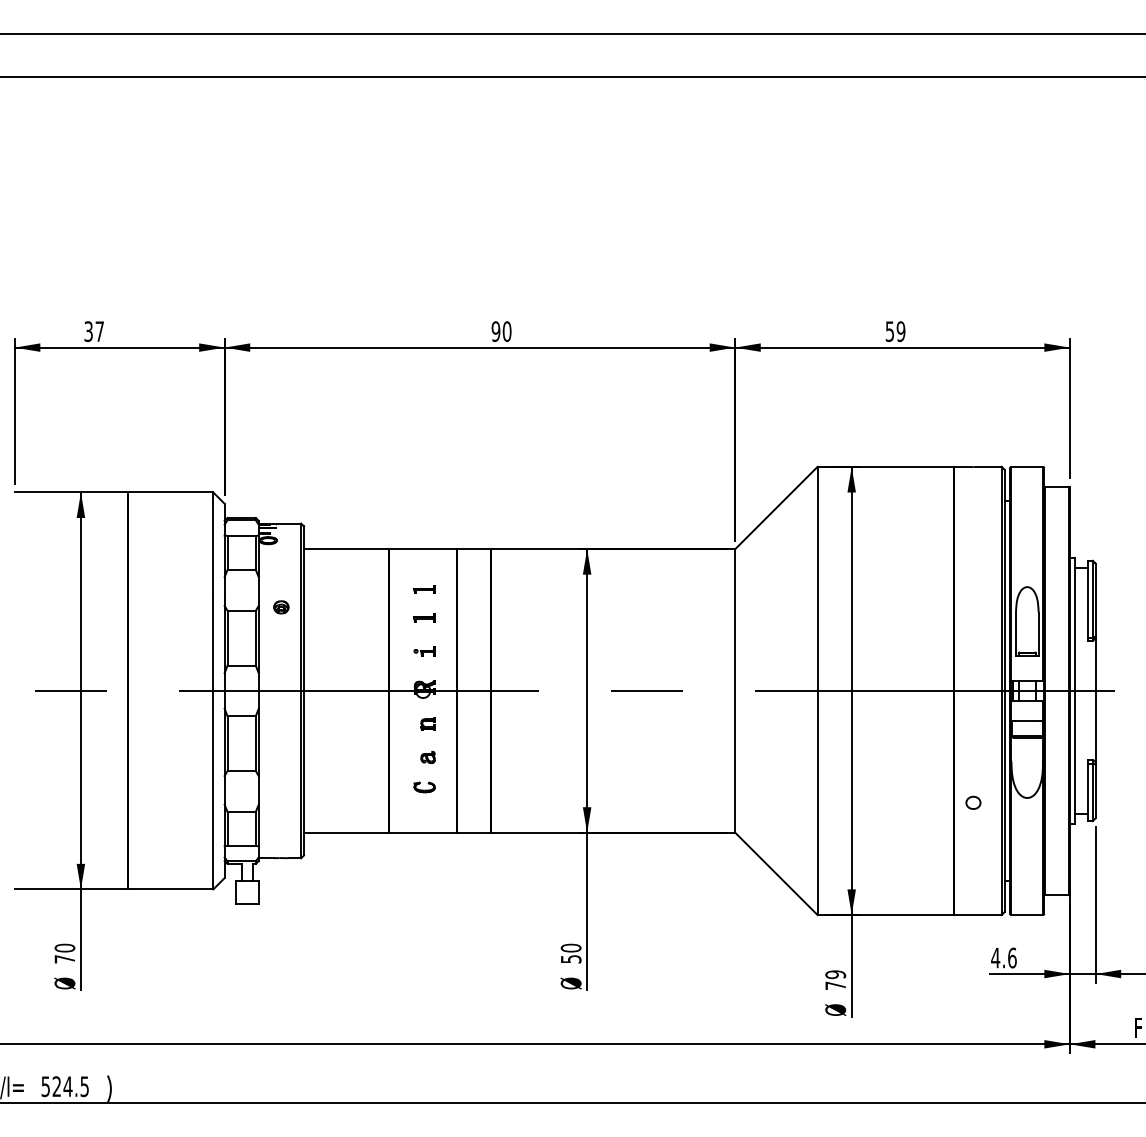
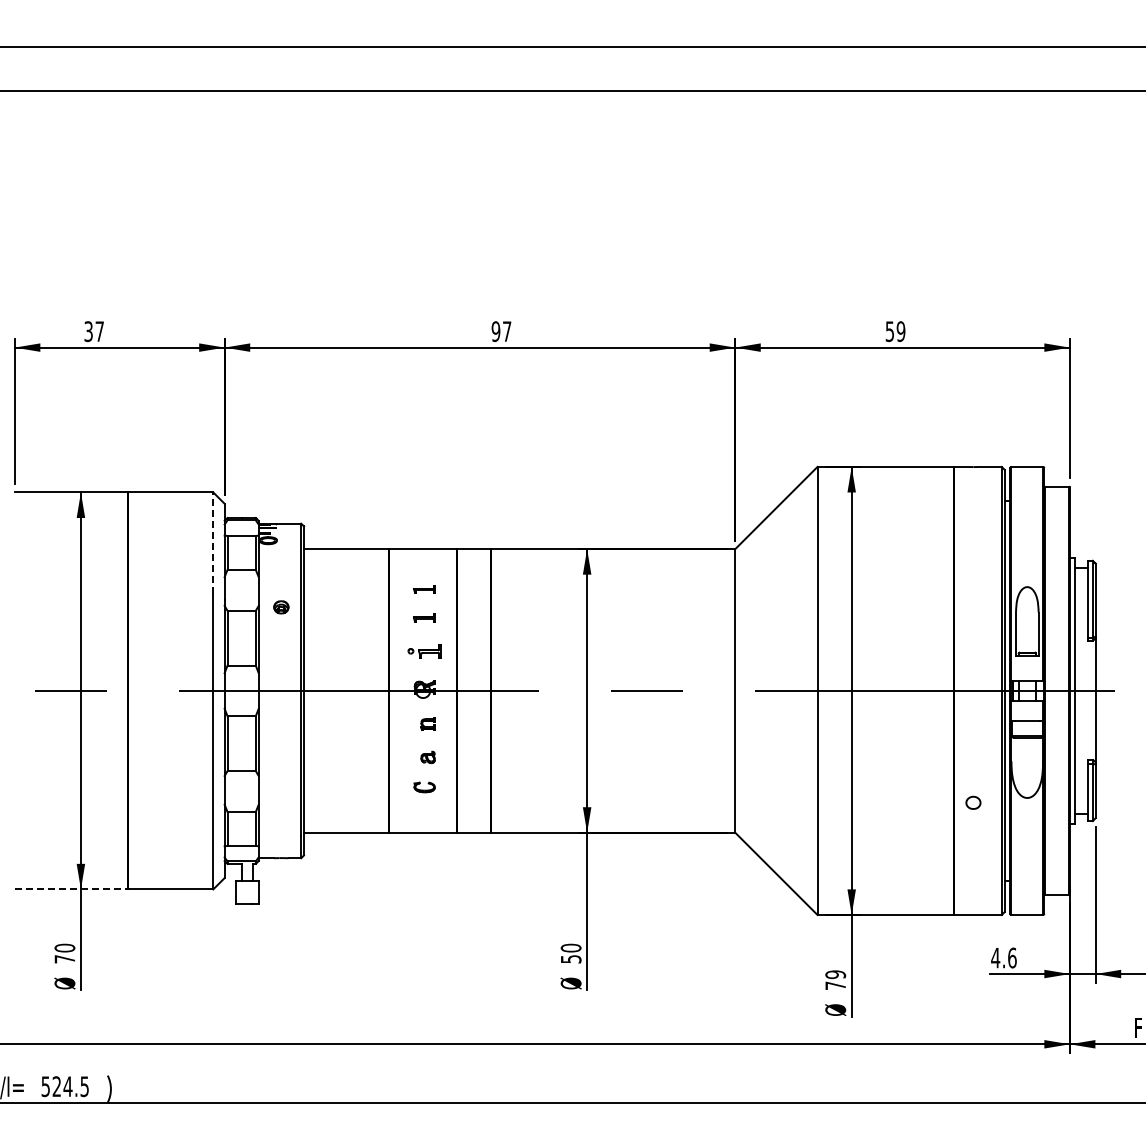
line position: (572, 34) -> (572, 47) (572, 47)
line position: (572, 76) -> (572, 90) (572, 90)
text: 90 -> 97 (506, 331)
line: solid -> dashed (213, 543)
part size: 23x11 px -> 35x15 px (424, 651)
line: solid -> dashed (71, 889)
